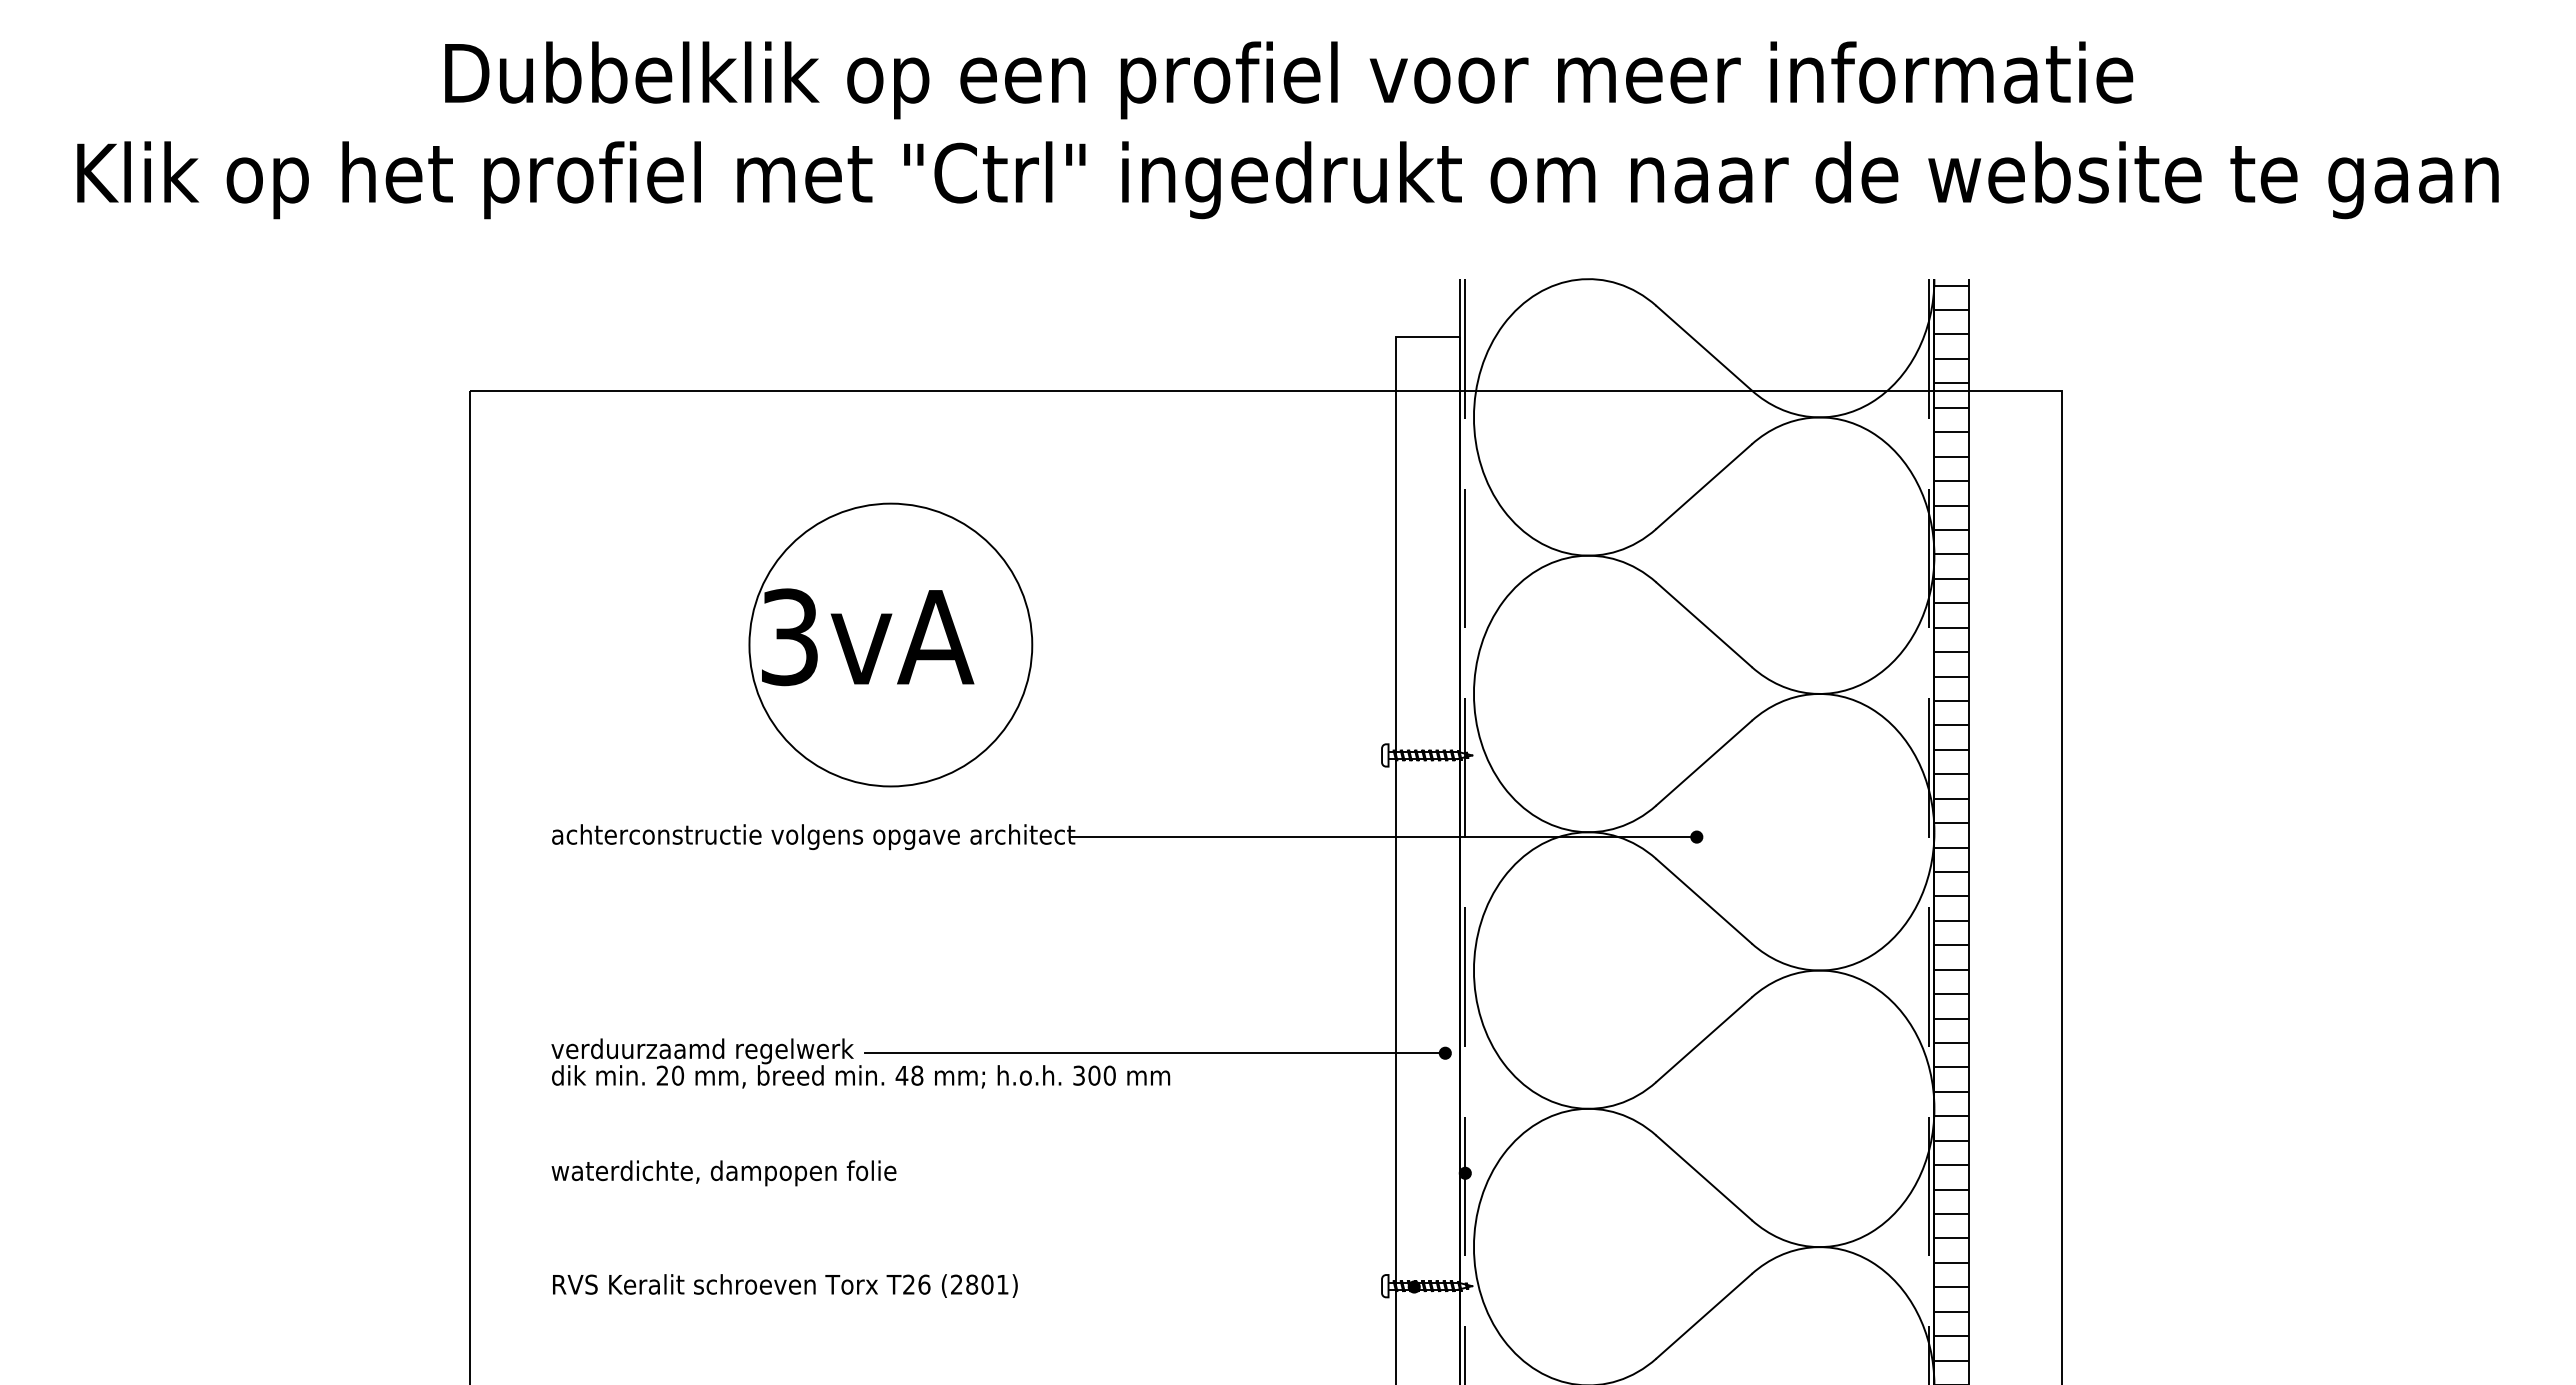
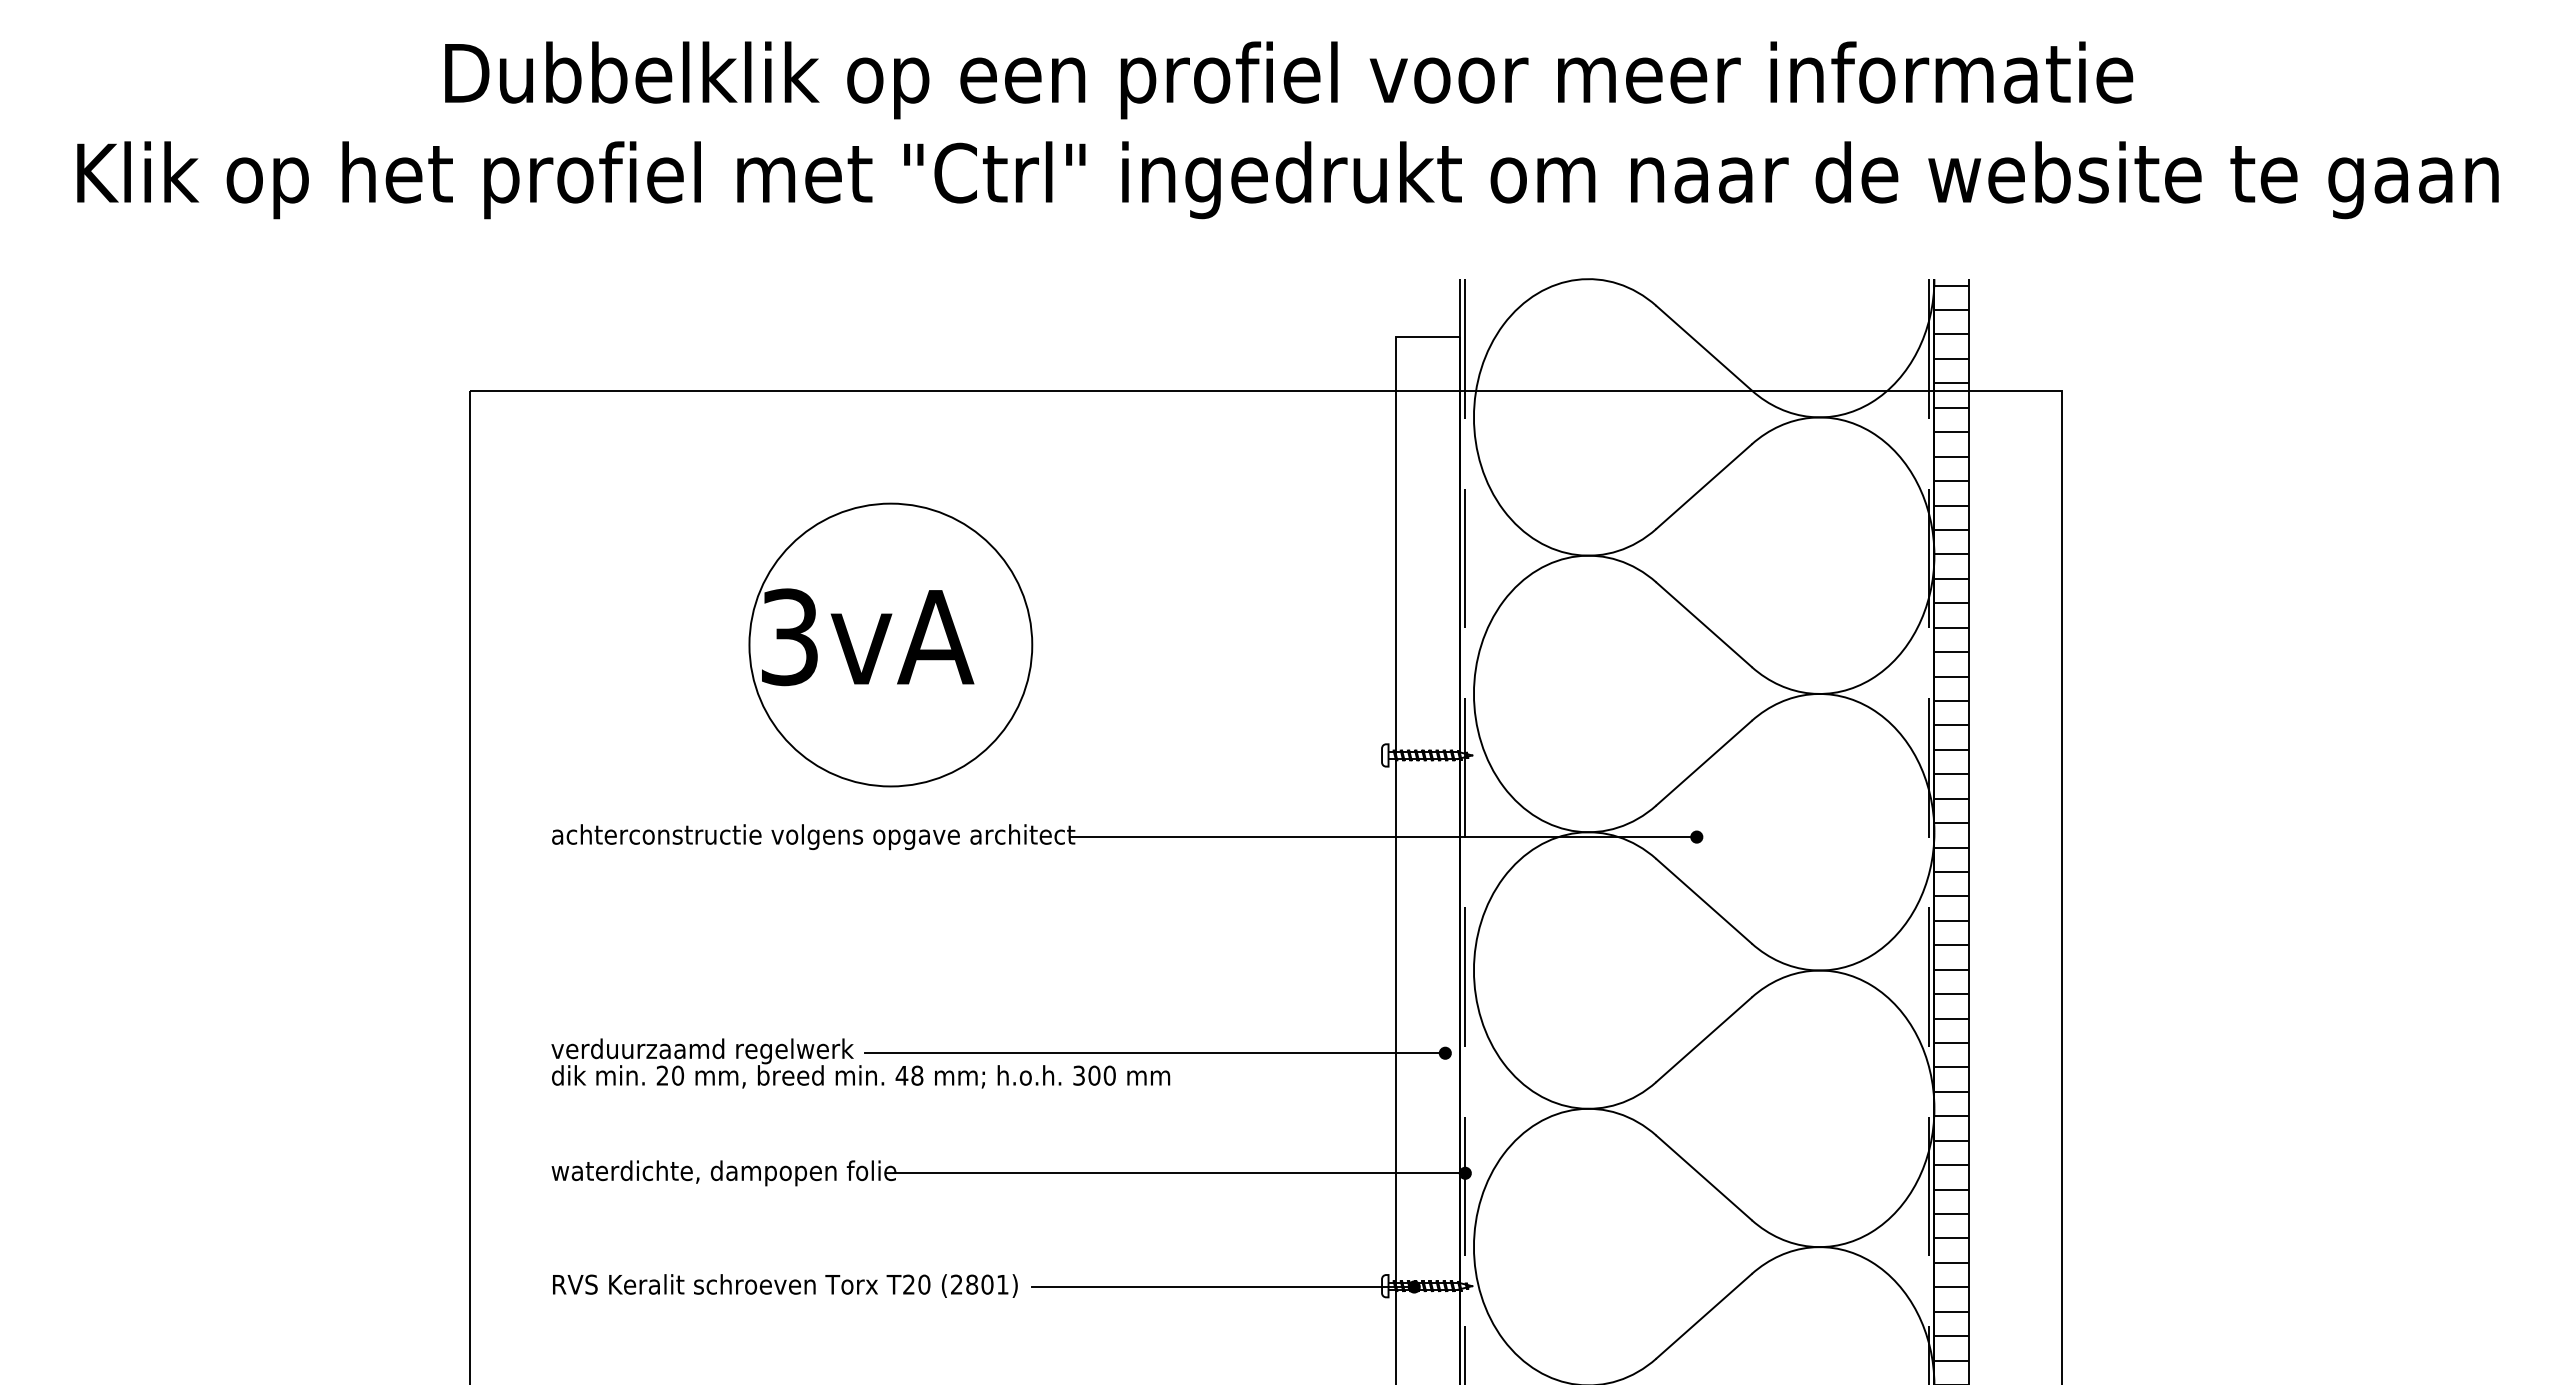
line: none -> present (1179, 1173)
text: T26 -> T20 (924, 1284)
line: none -> present (1223, 1287)
